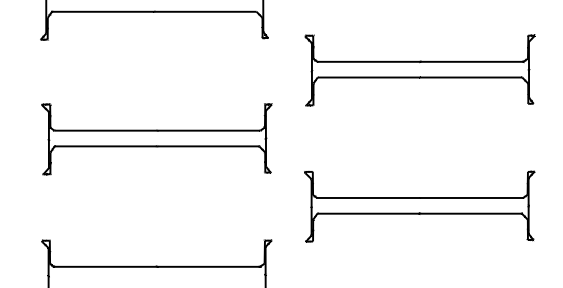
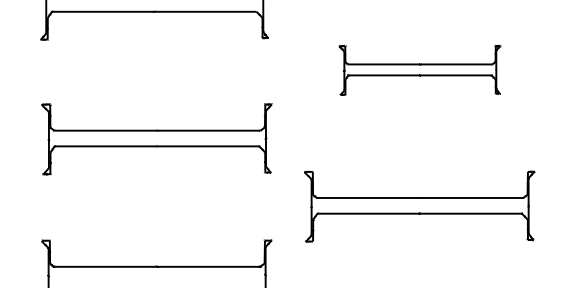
part size: 232x73 px -> 164x52 px (419, 69)
